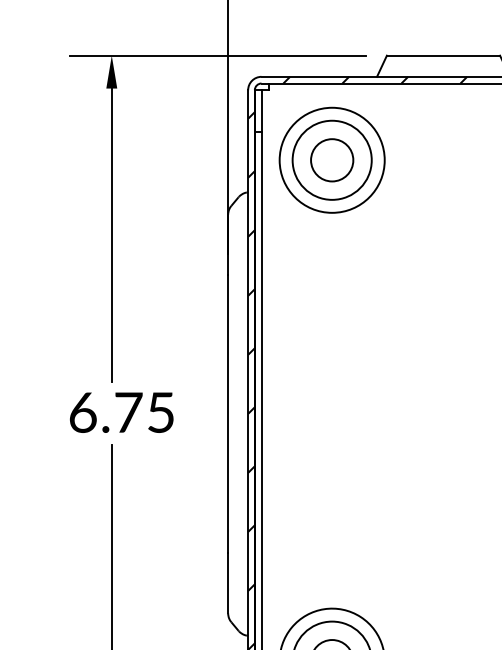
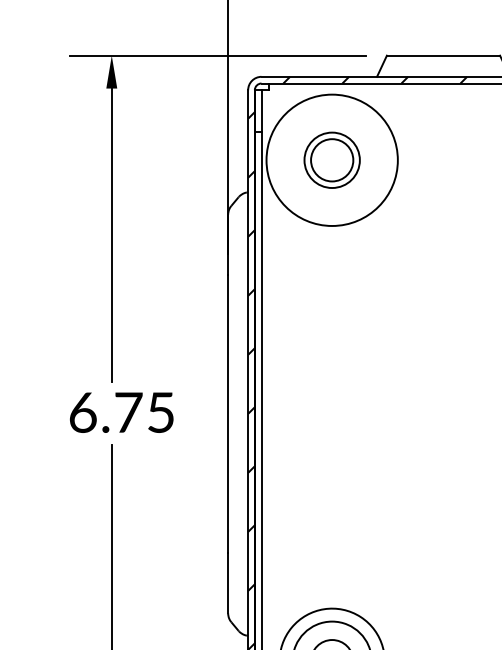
circle diameter: 105 px -> 131 px (331, 159)
circle diameter: 79 px -> 55 px (331, 160)
